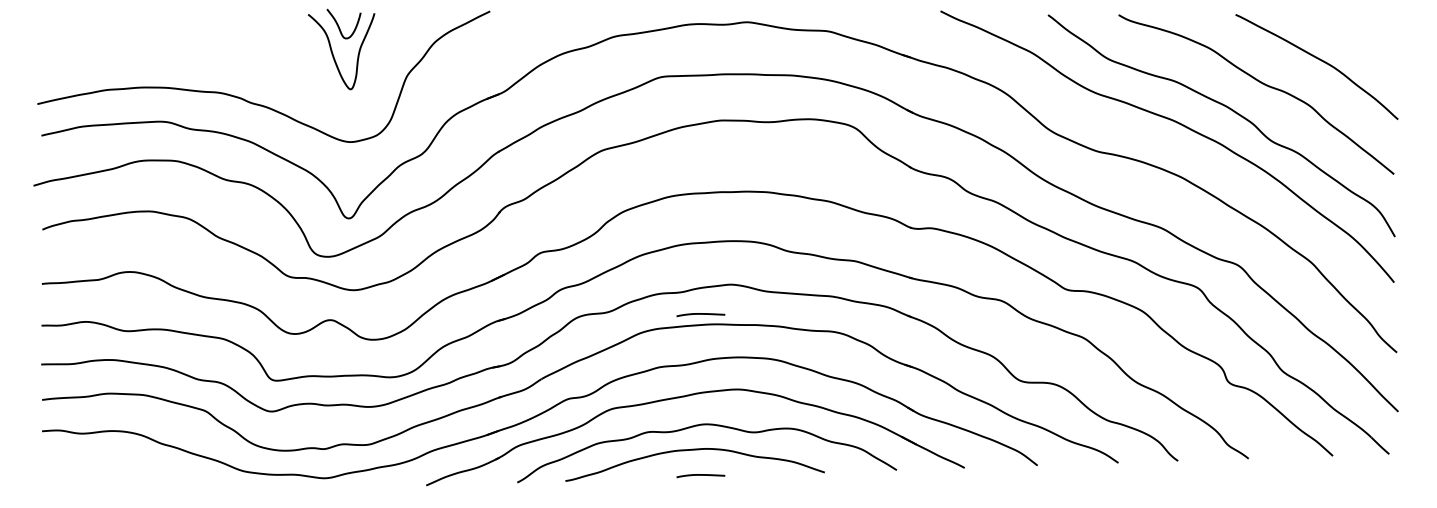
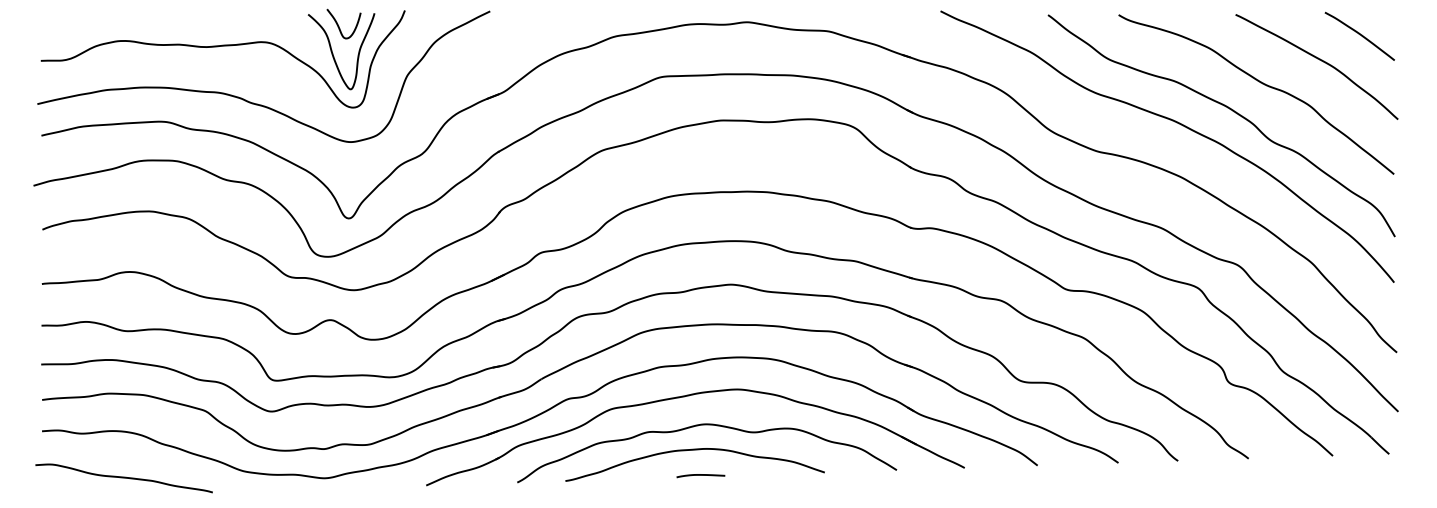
curve: none -> present (1359, 34)
curve: none -> present (218, 47)
curve: present -> none (700, 314)
curve: none -> present (123, 478)
